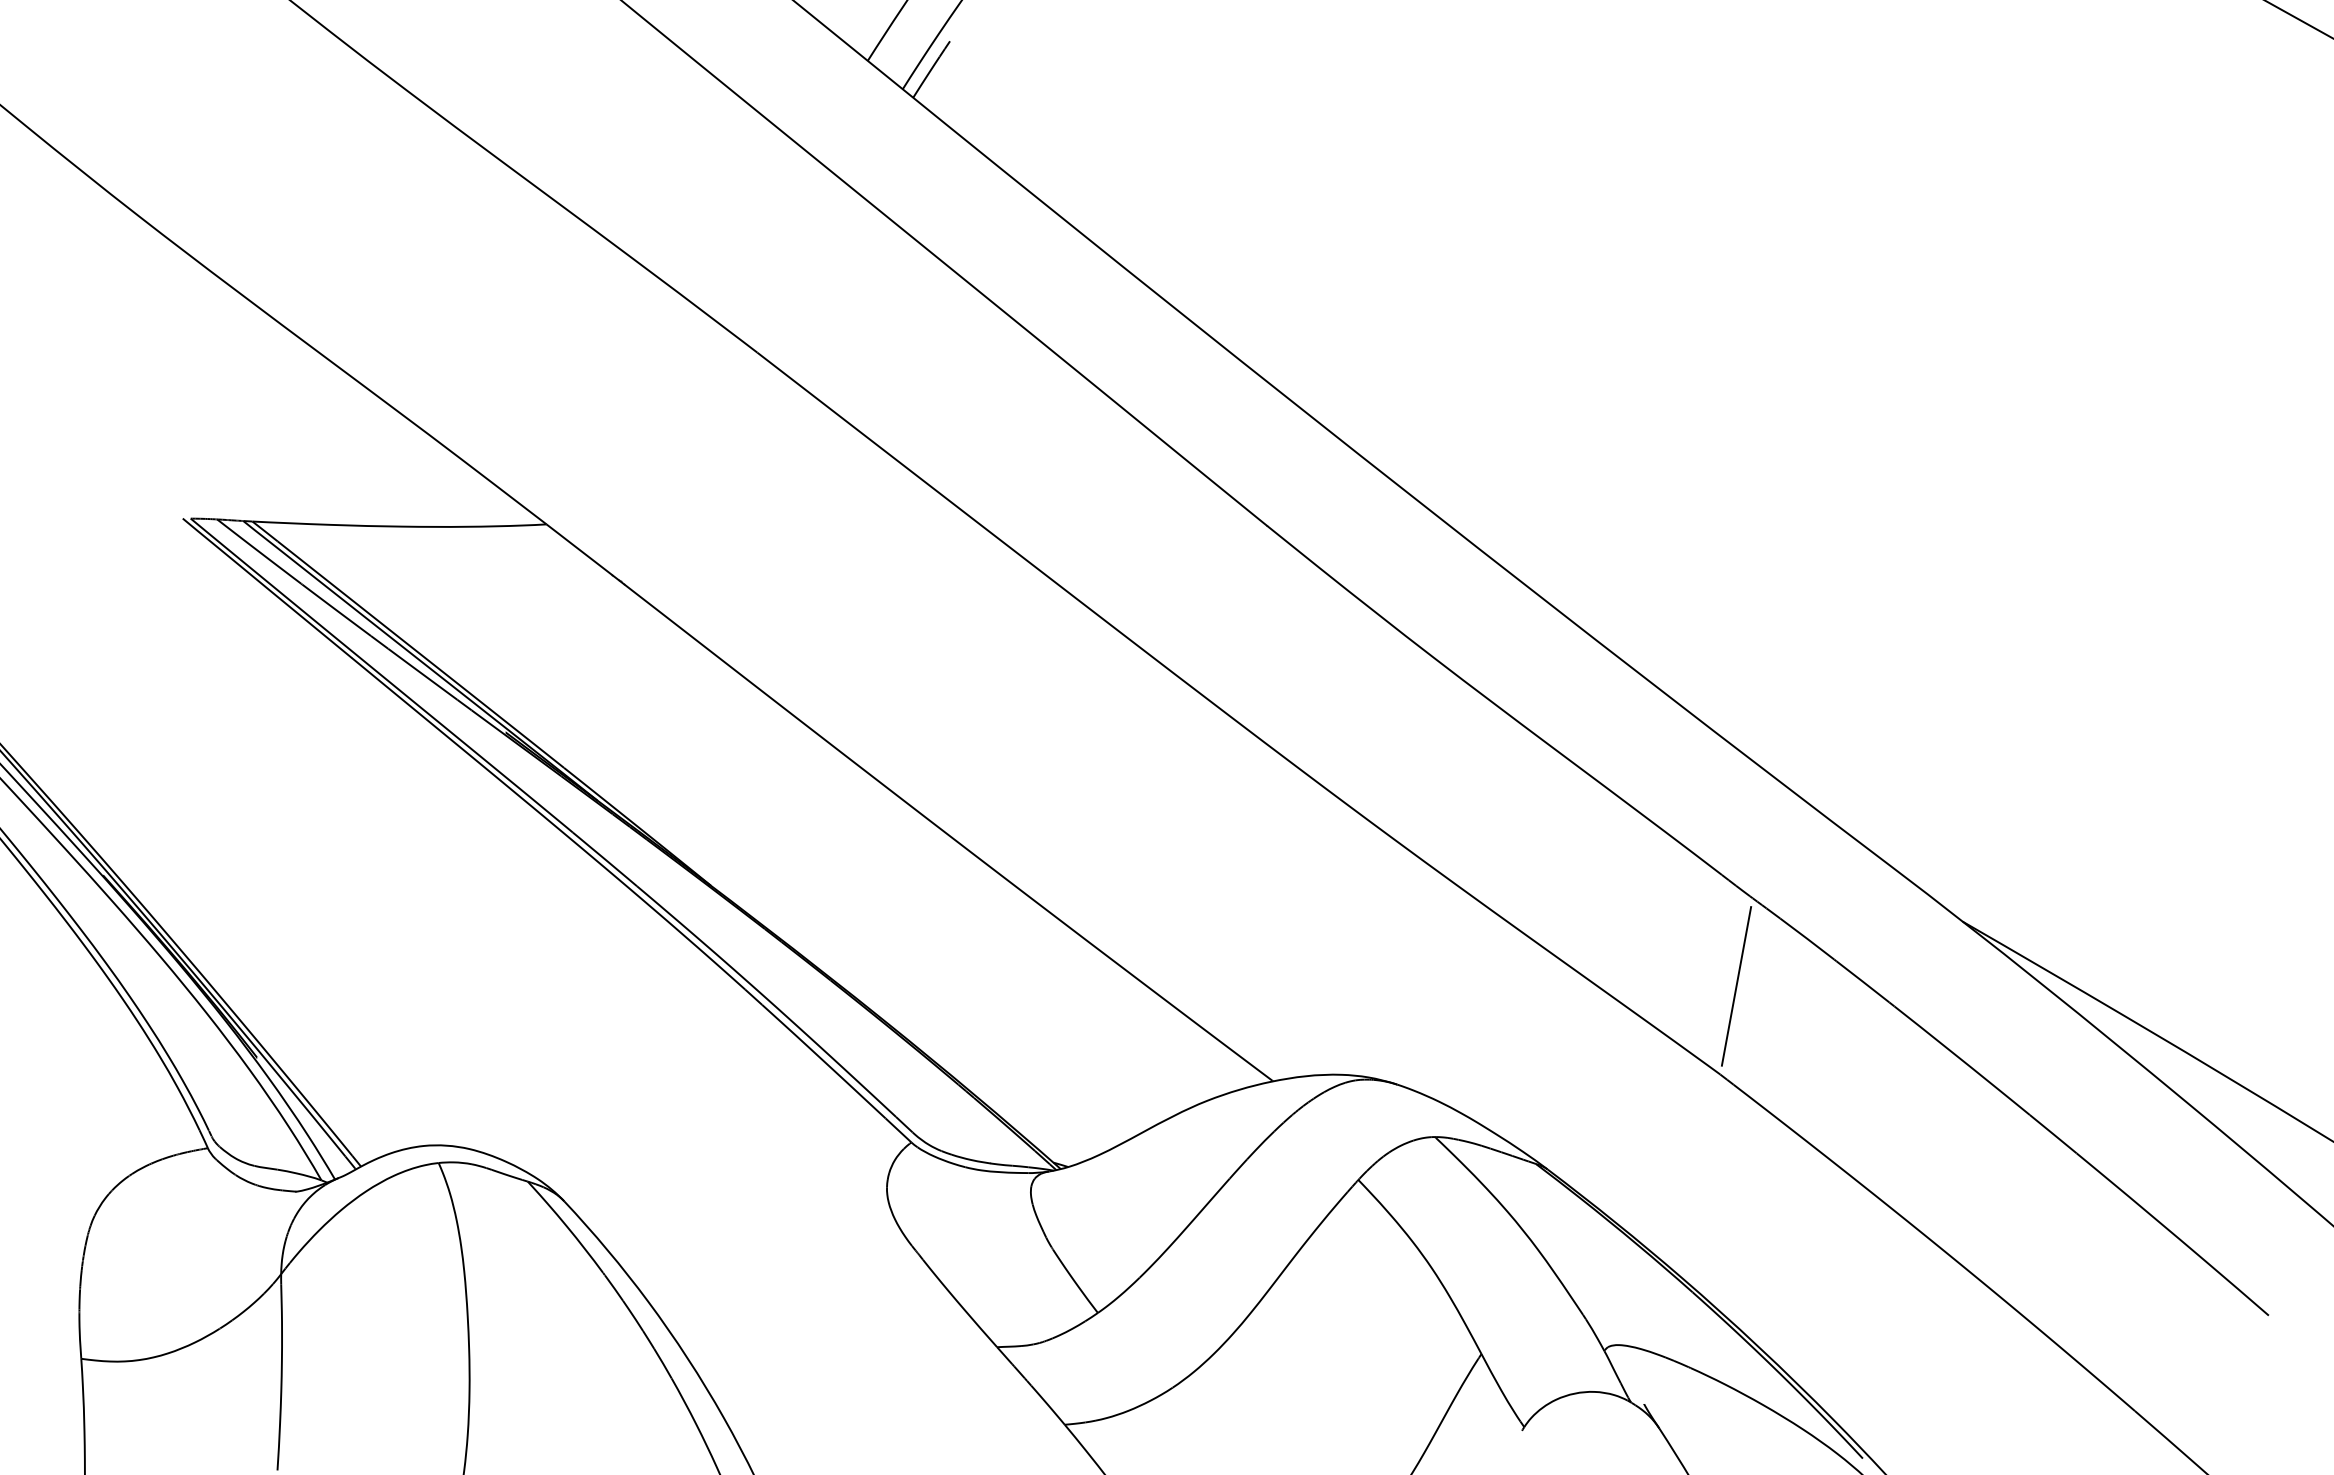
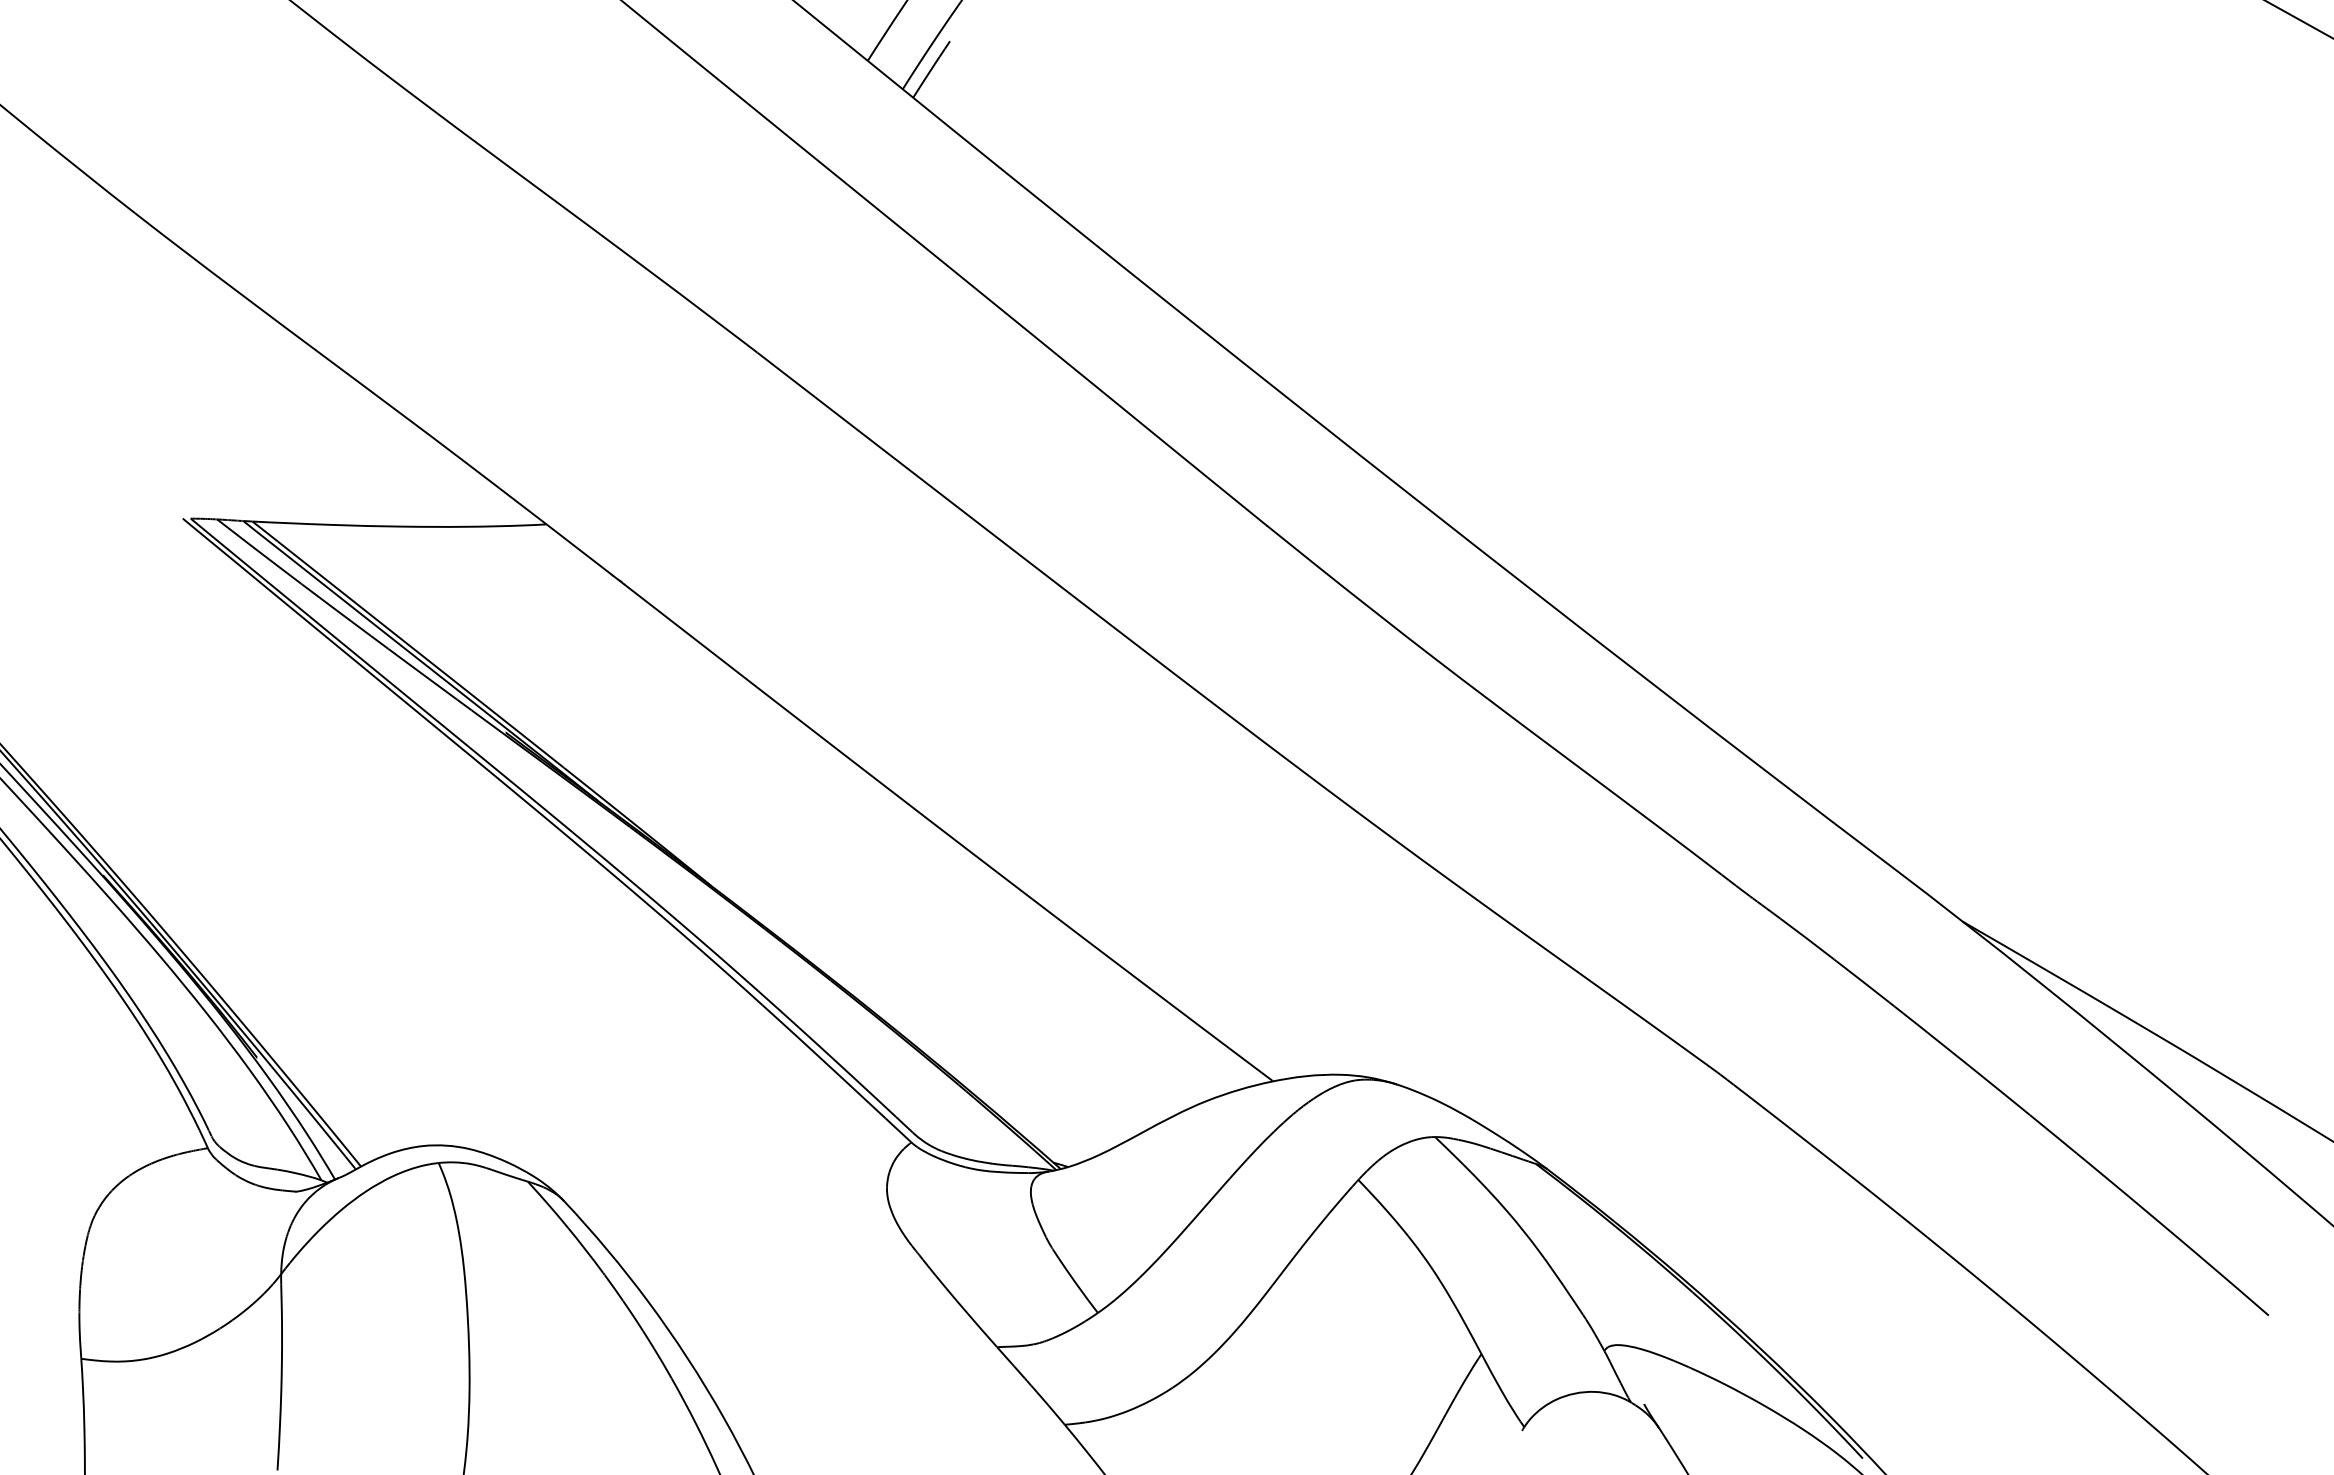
line: present -> none (1736, 986)
